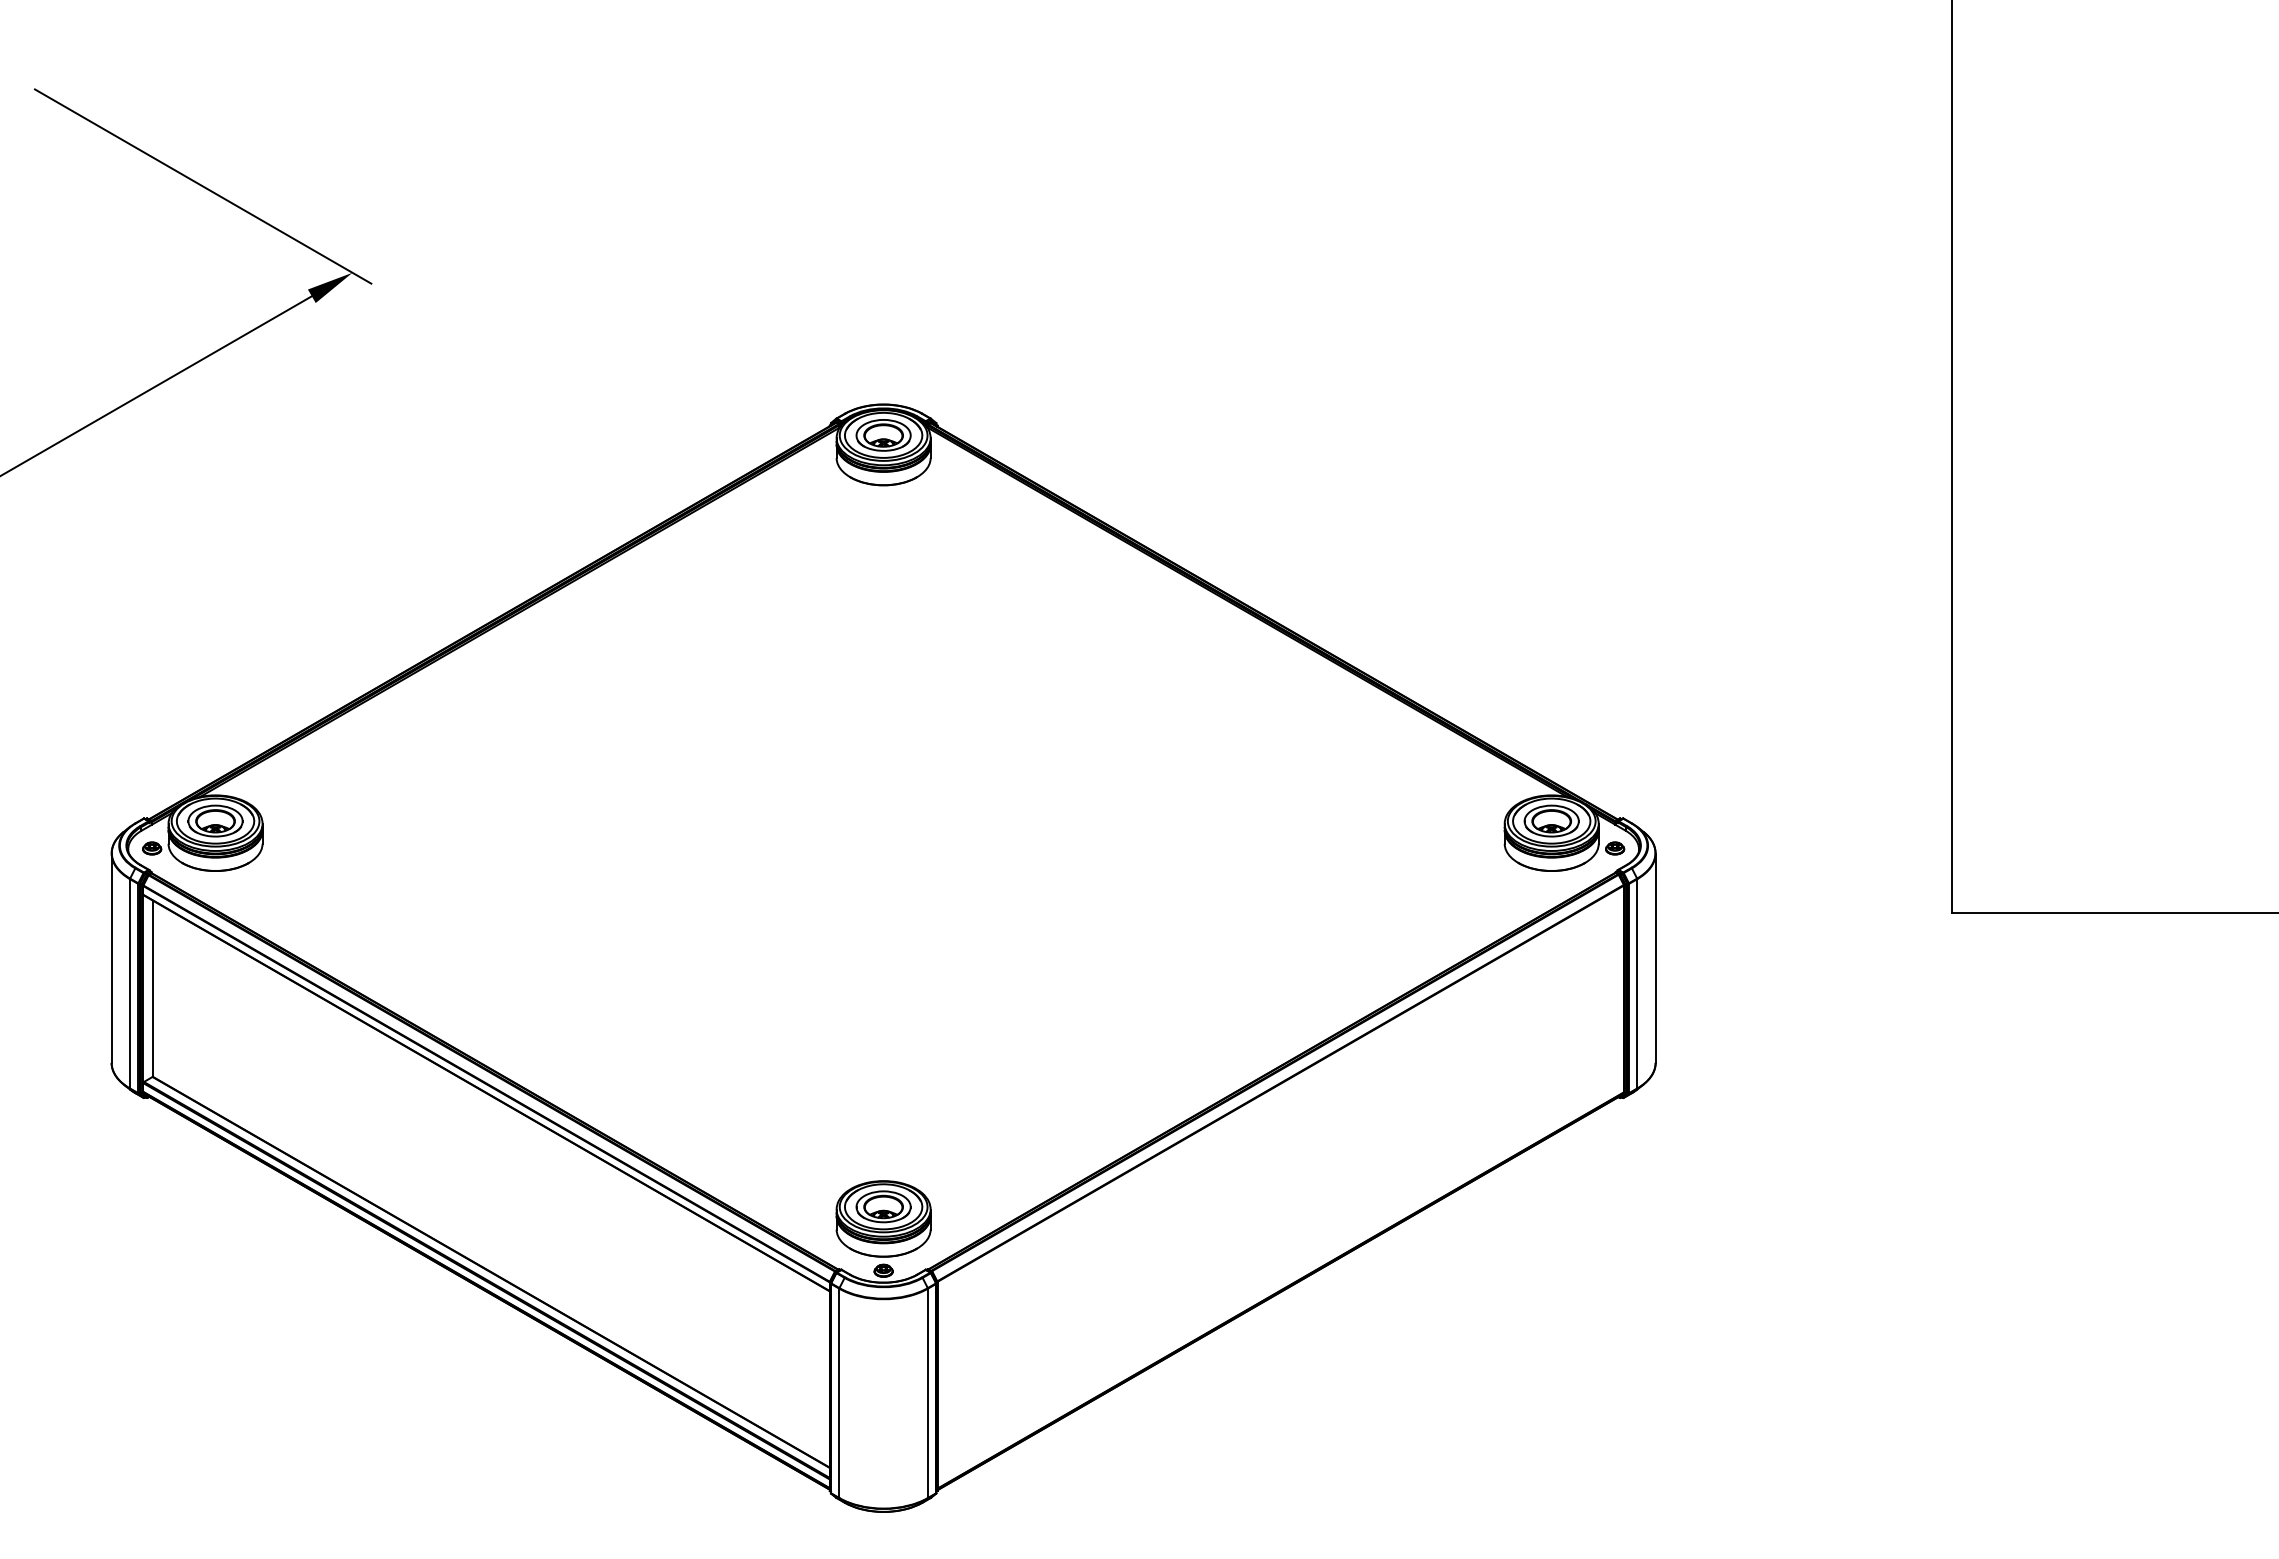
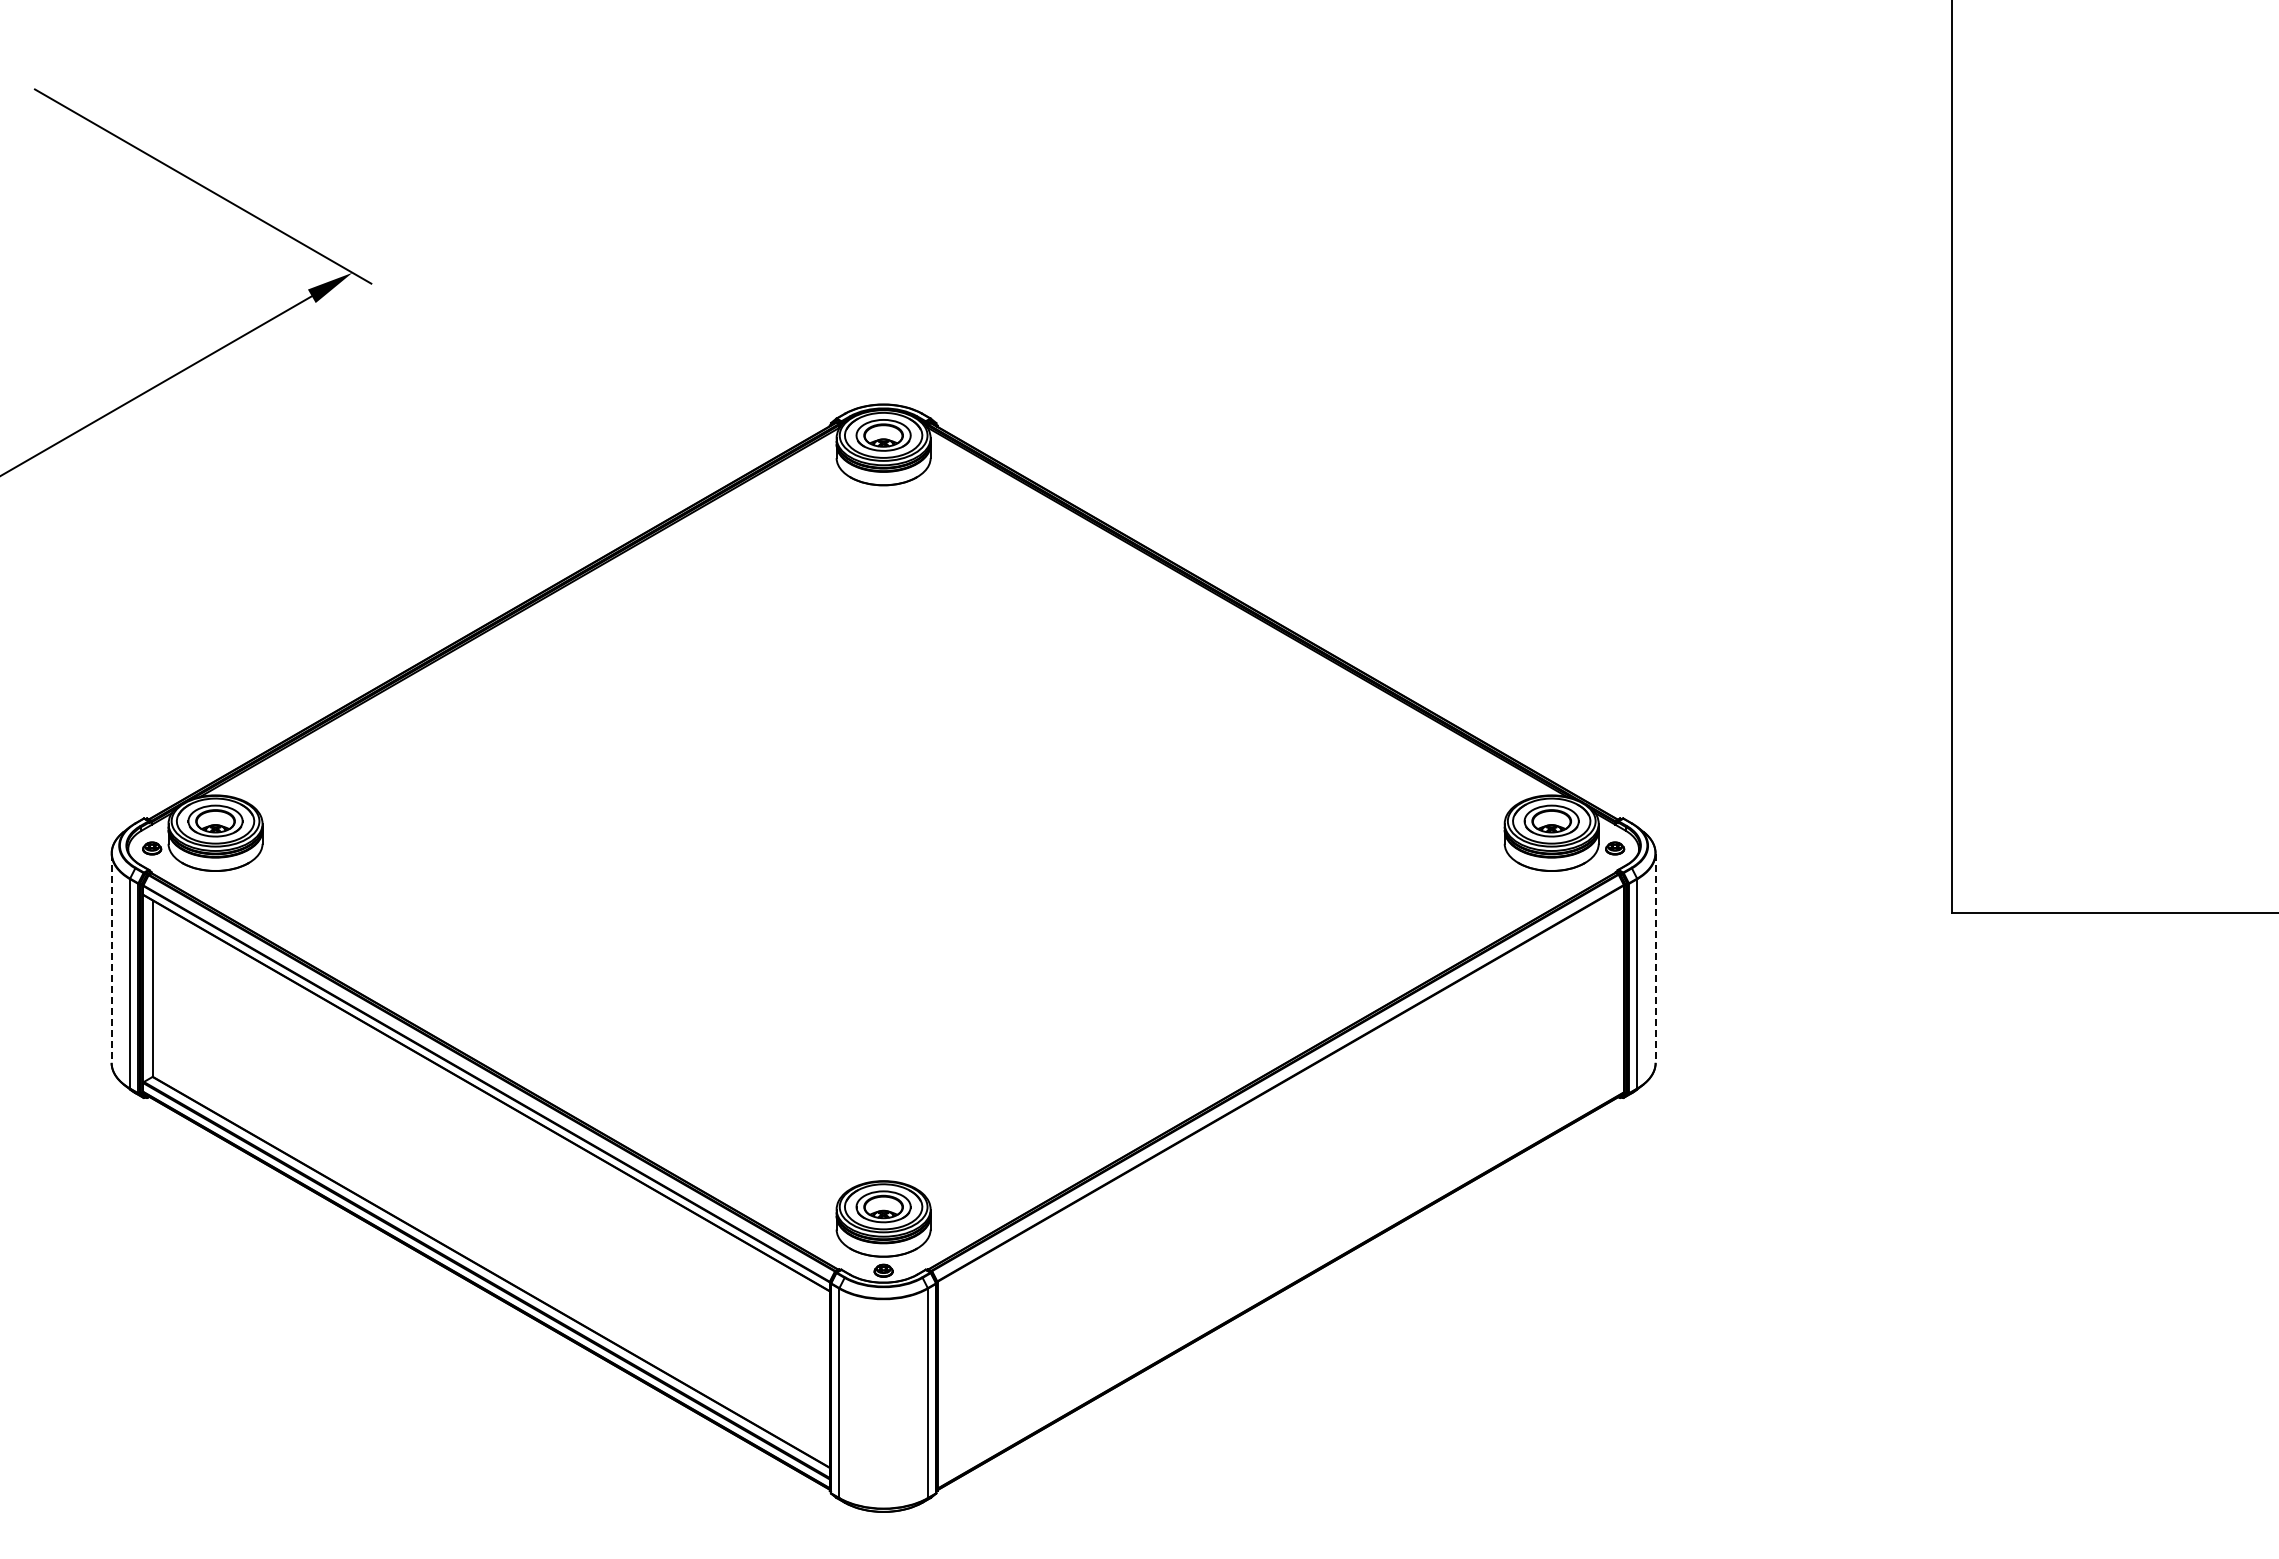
line: solid -> dashed (111, 958)
line: solid -> dashed (1655, 958)
